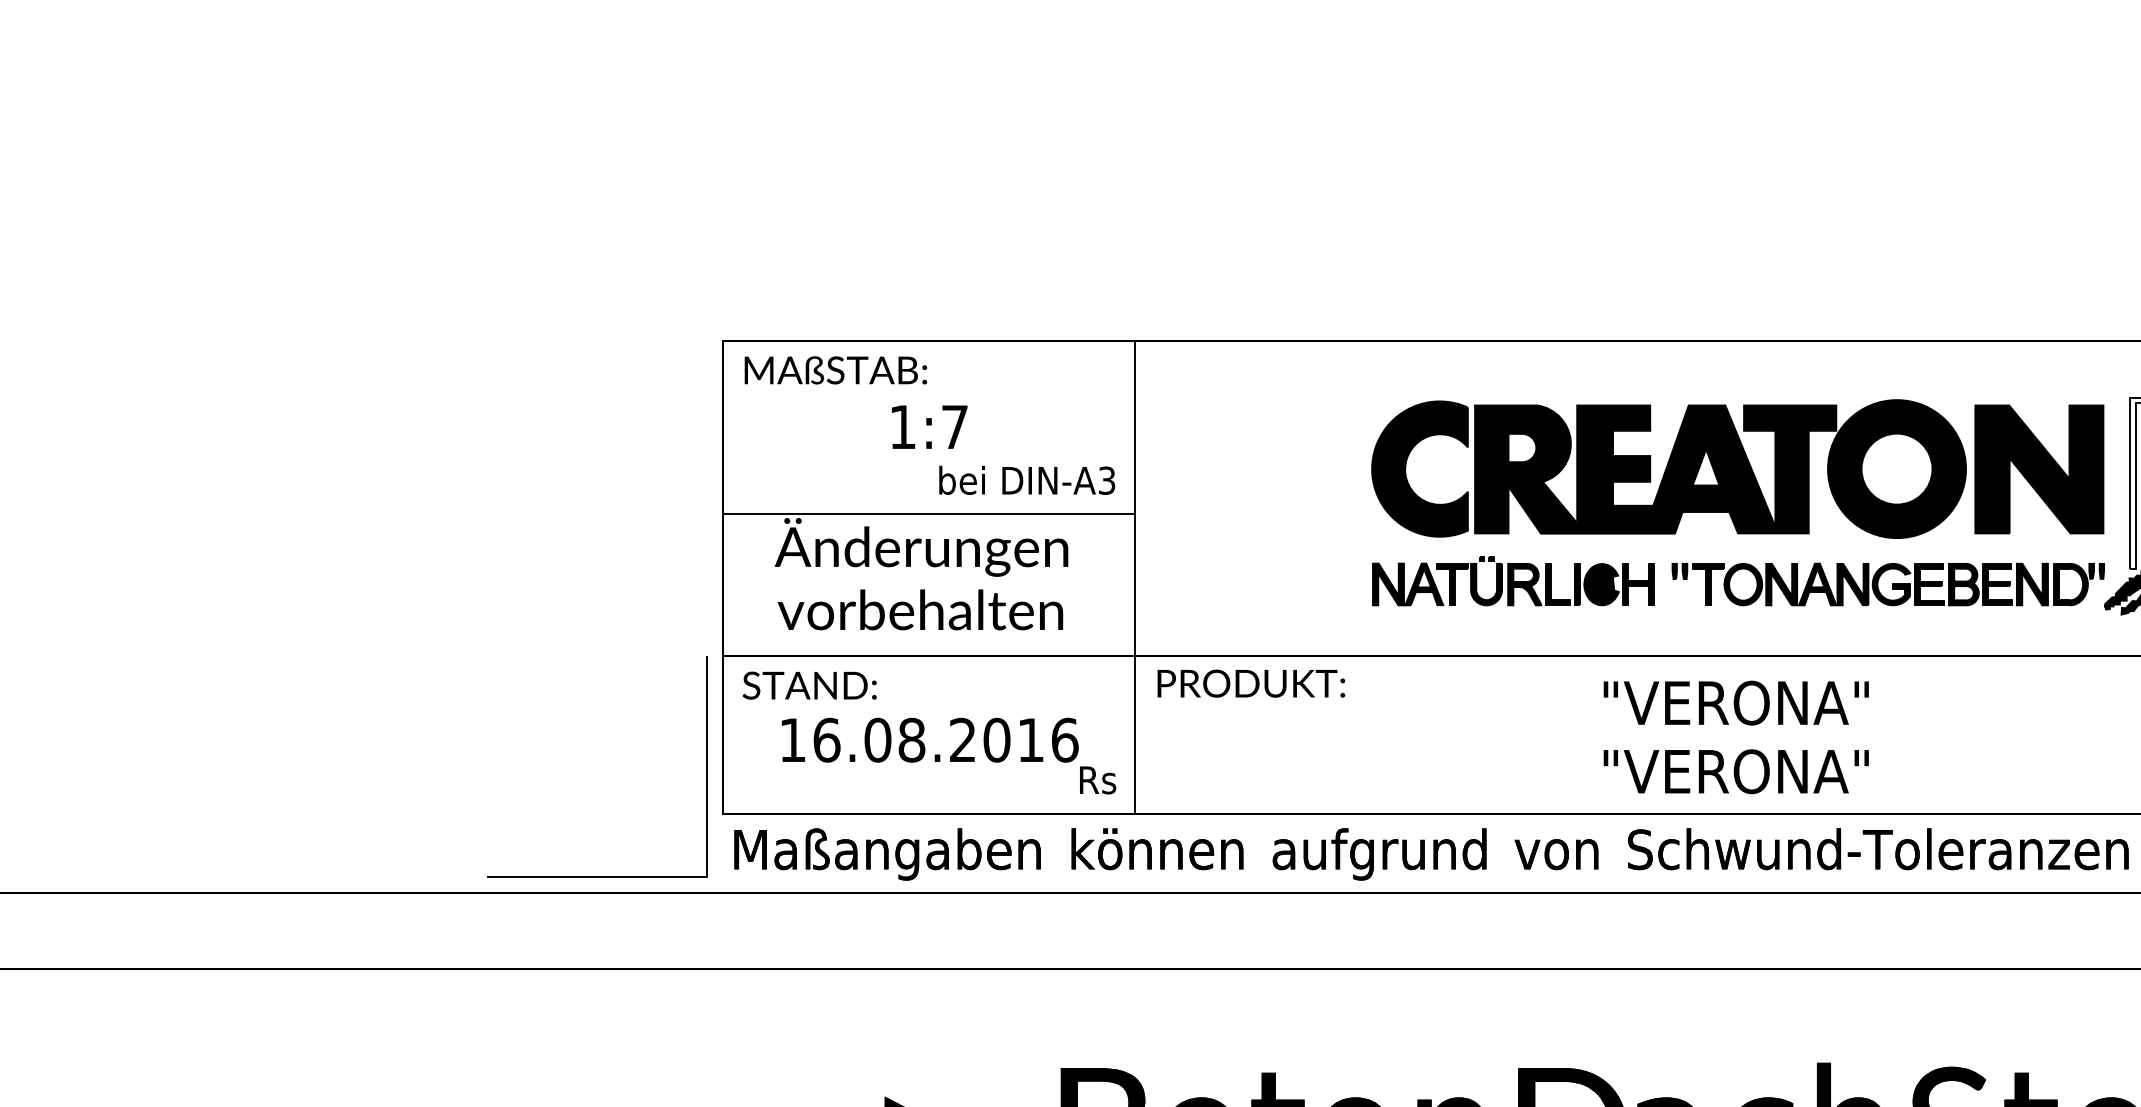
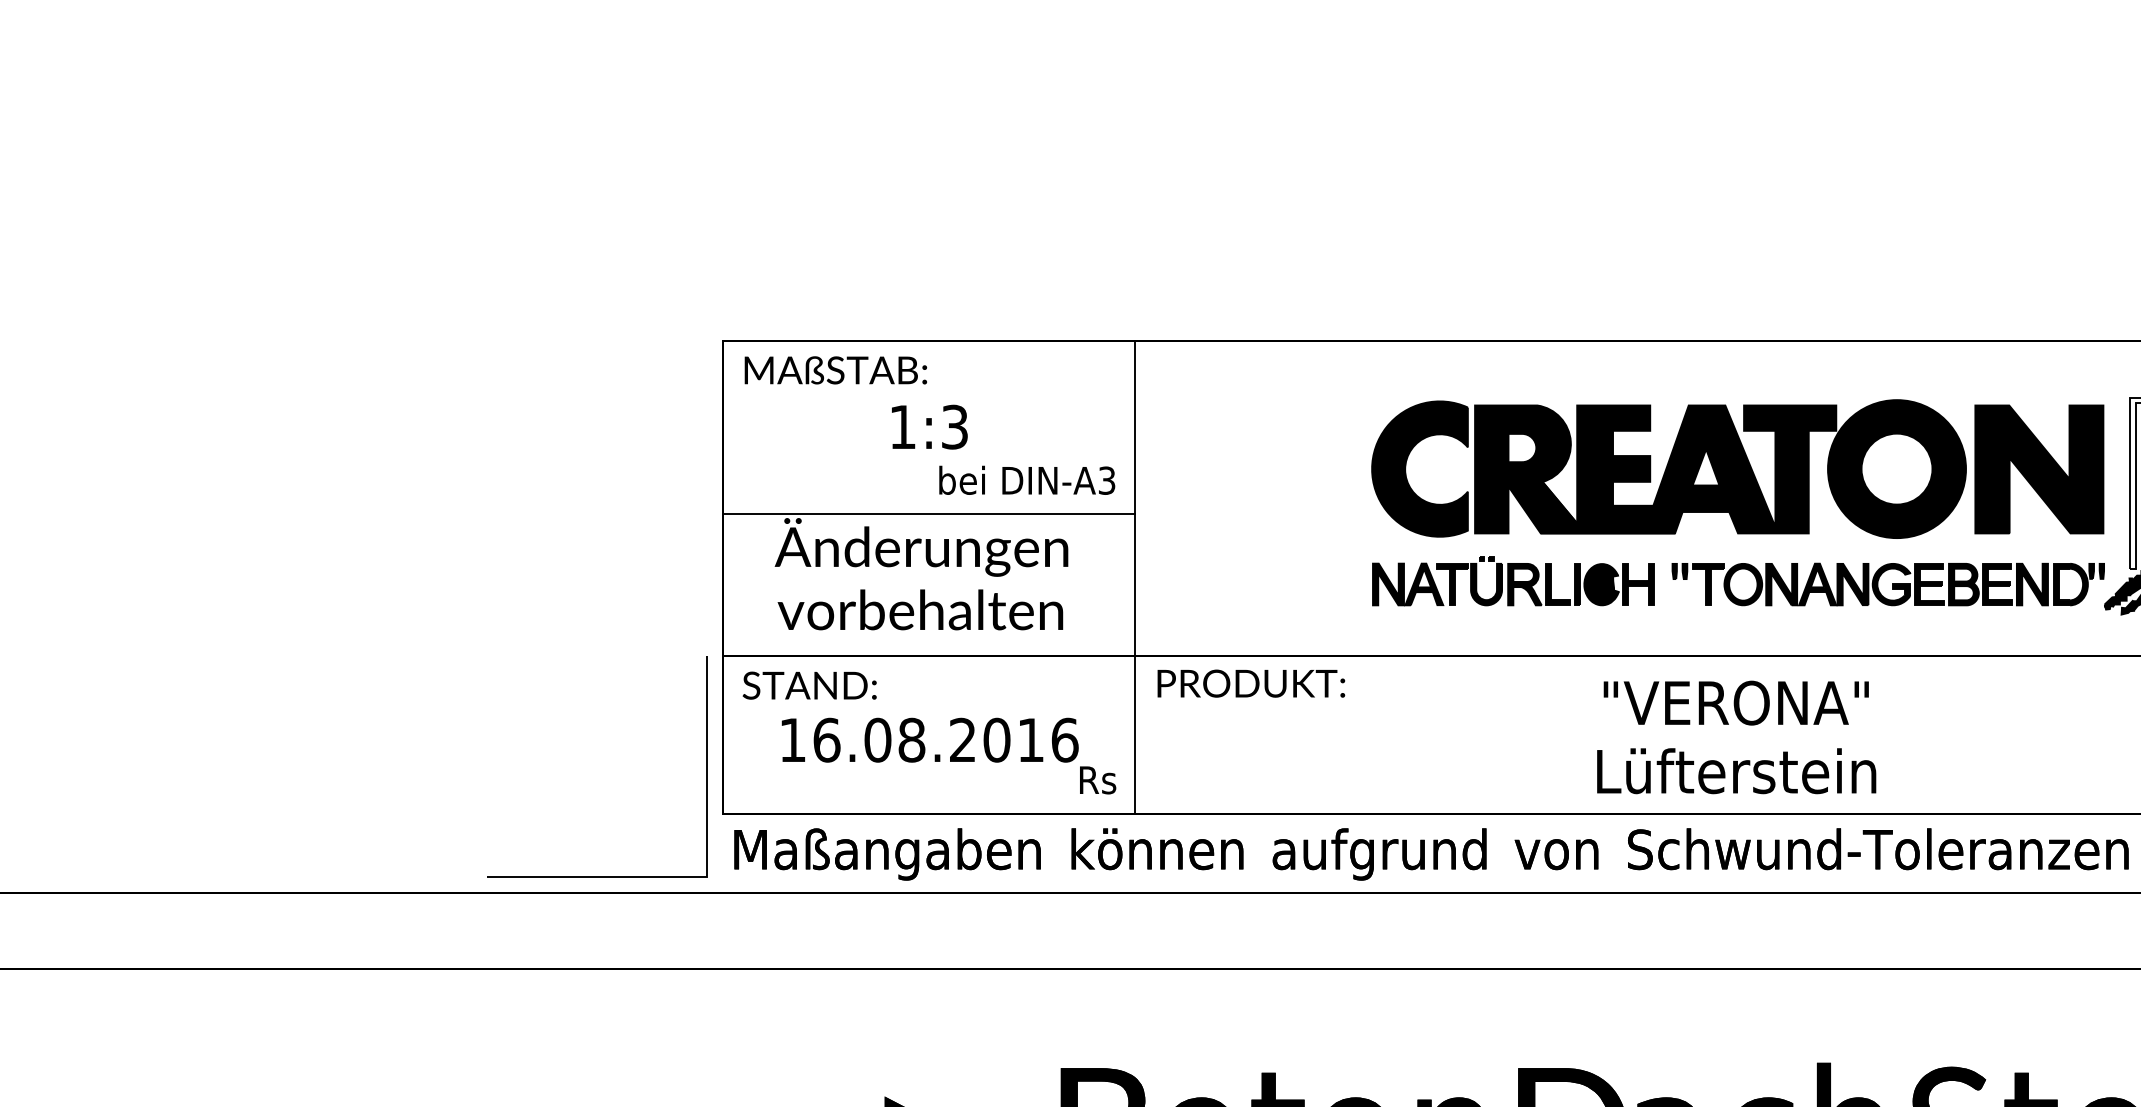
text: 1:7 -> 1:3 (954, 426)
text: "VERONA" -> Lüfterstein (1736, 771)
